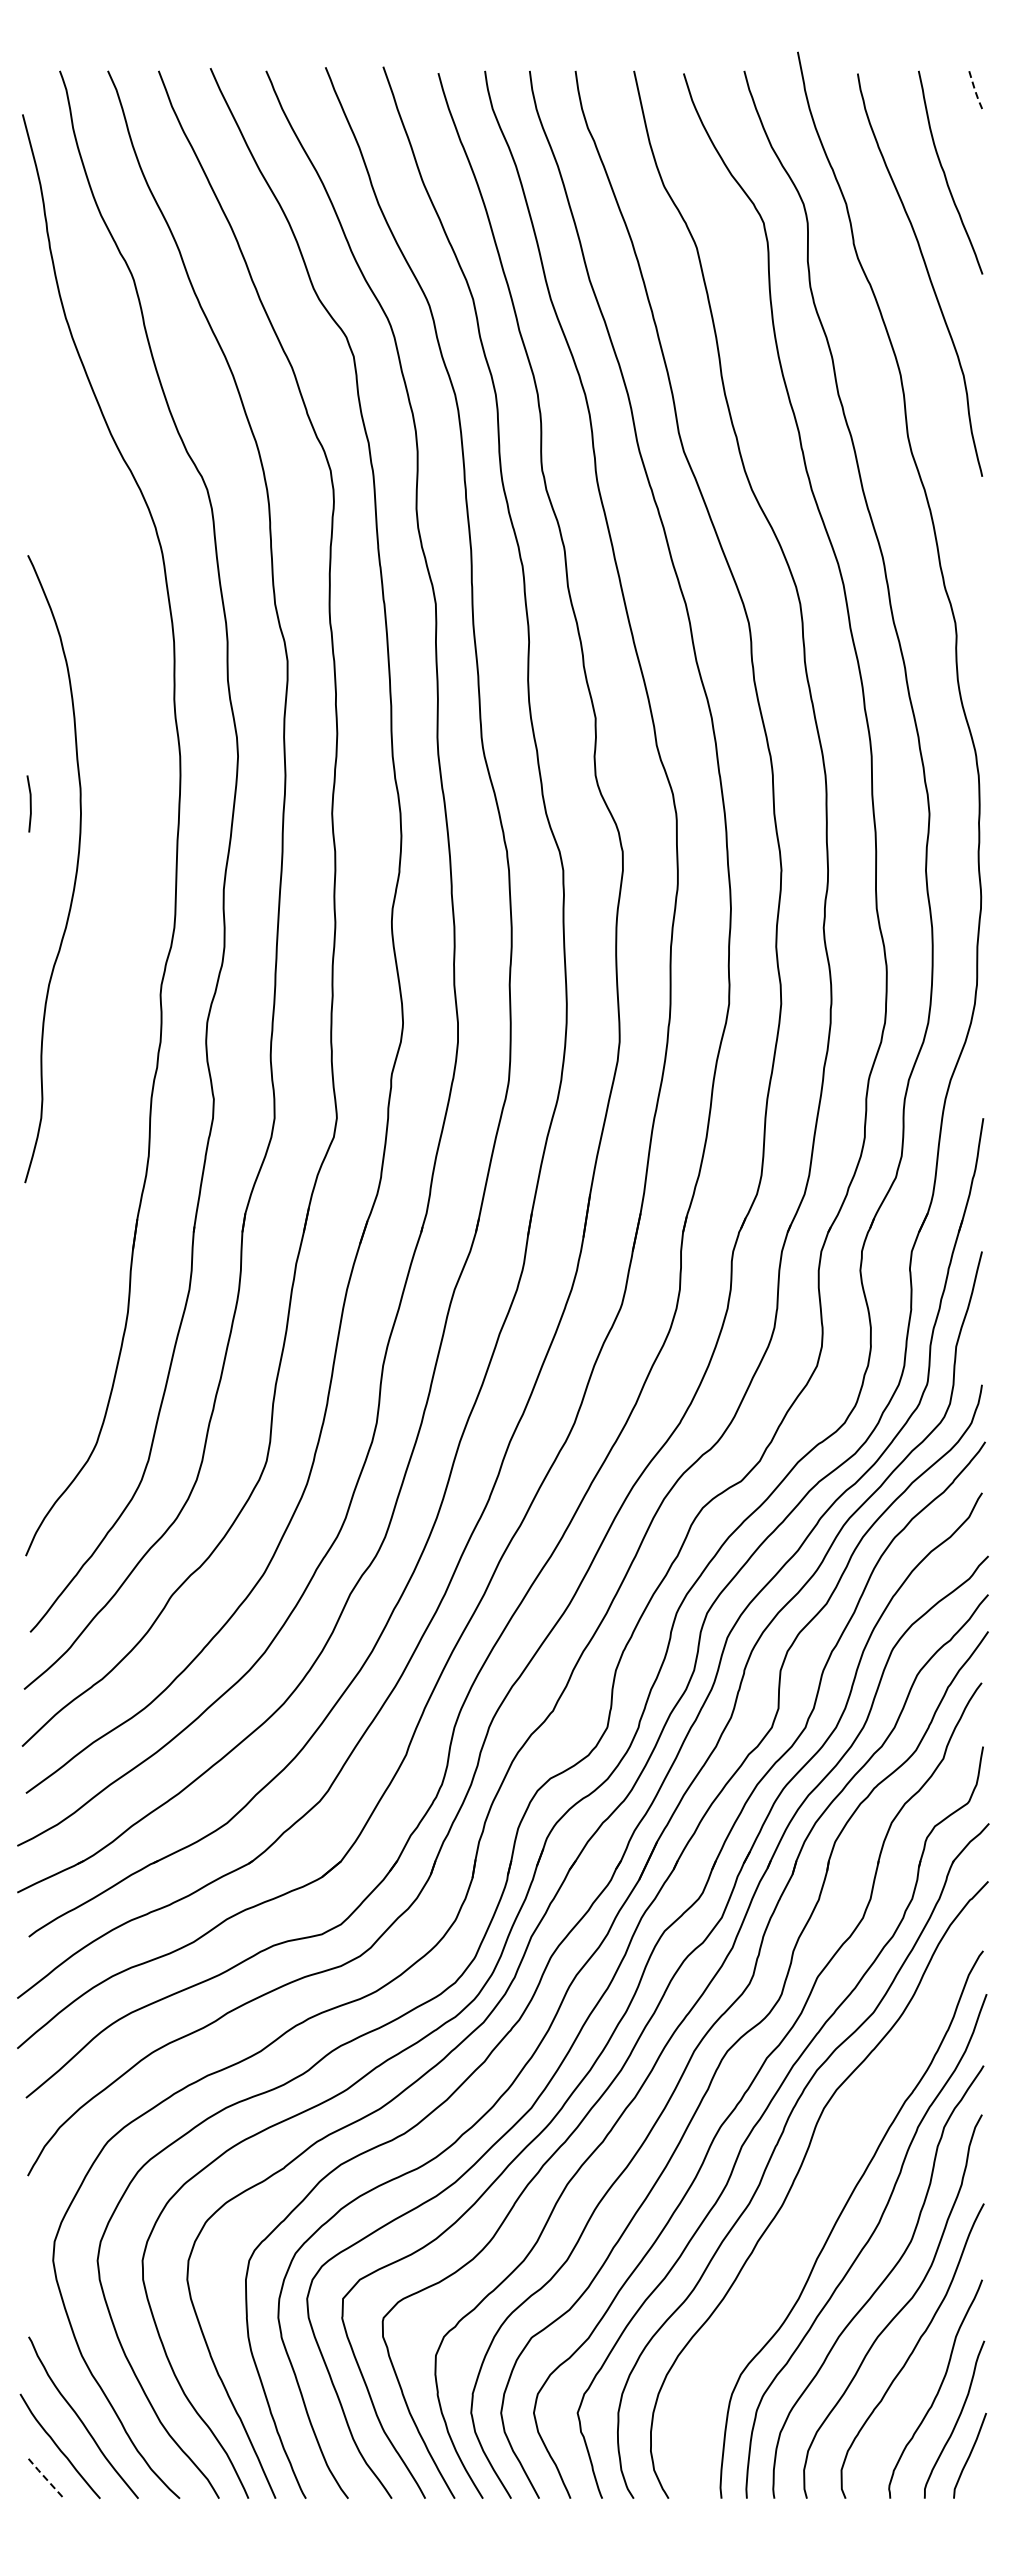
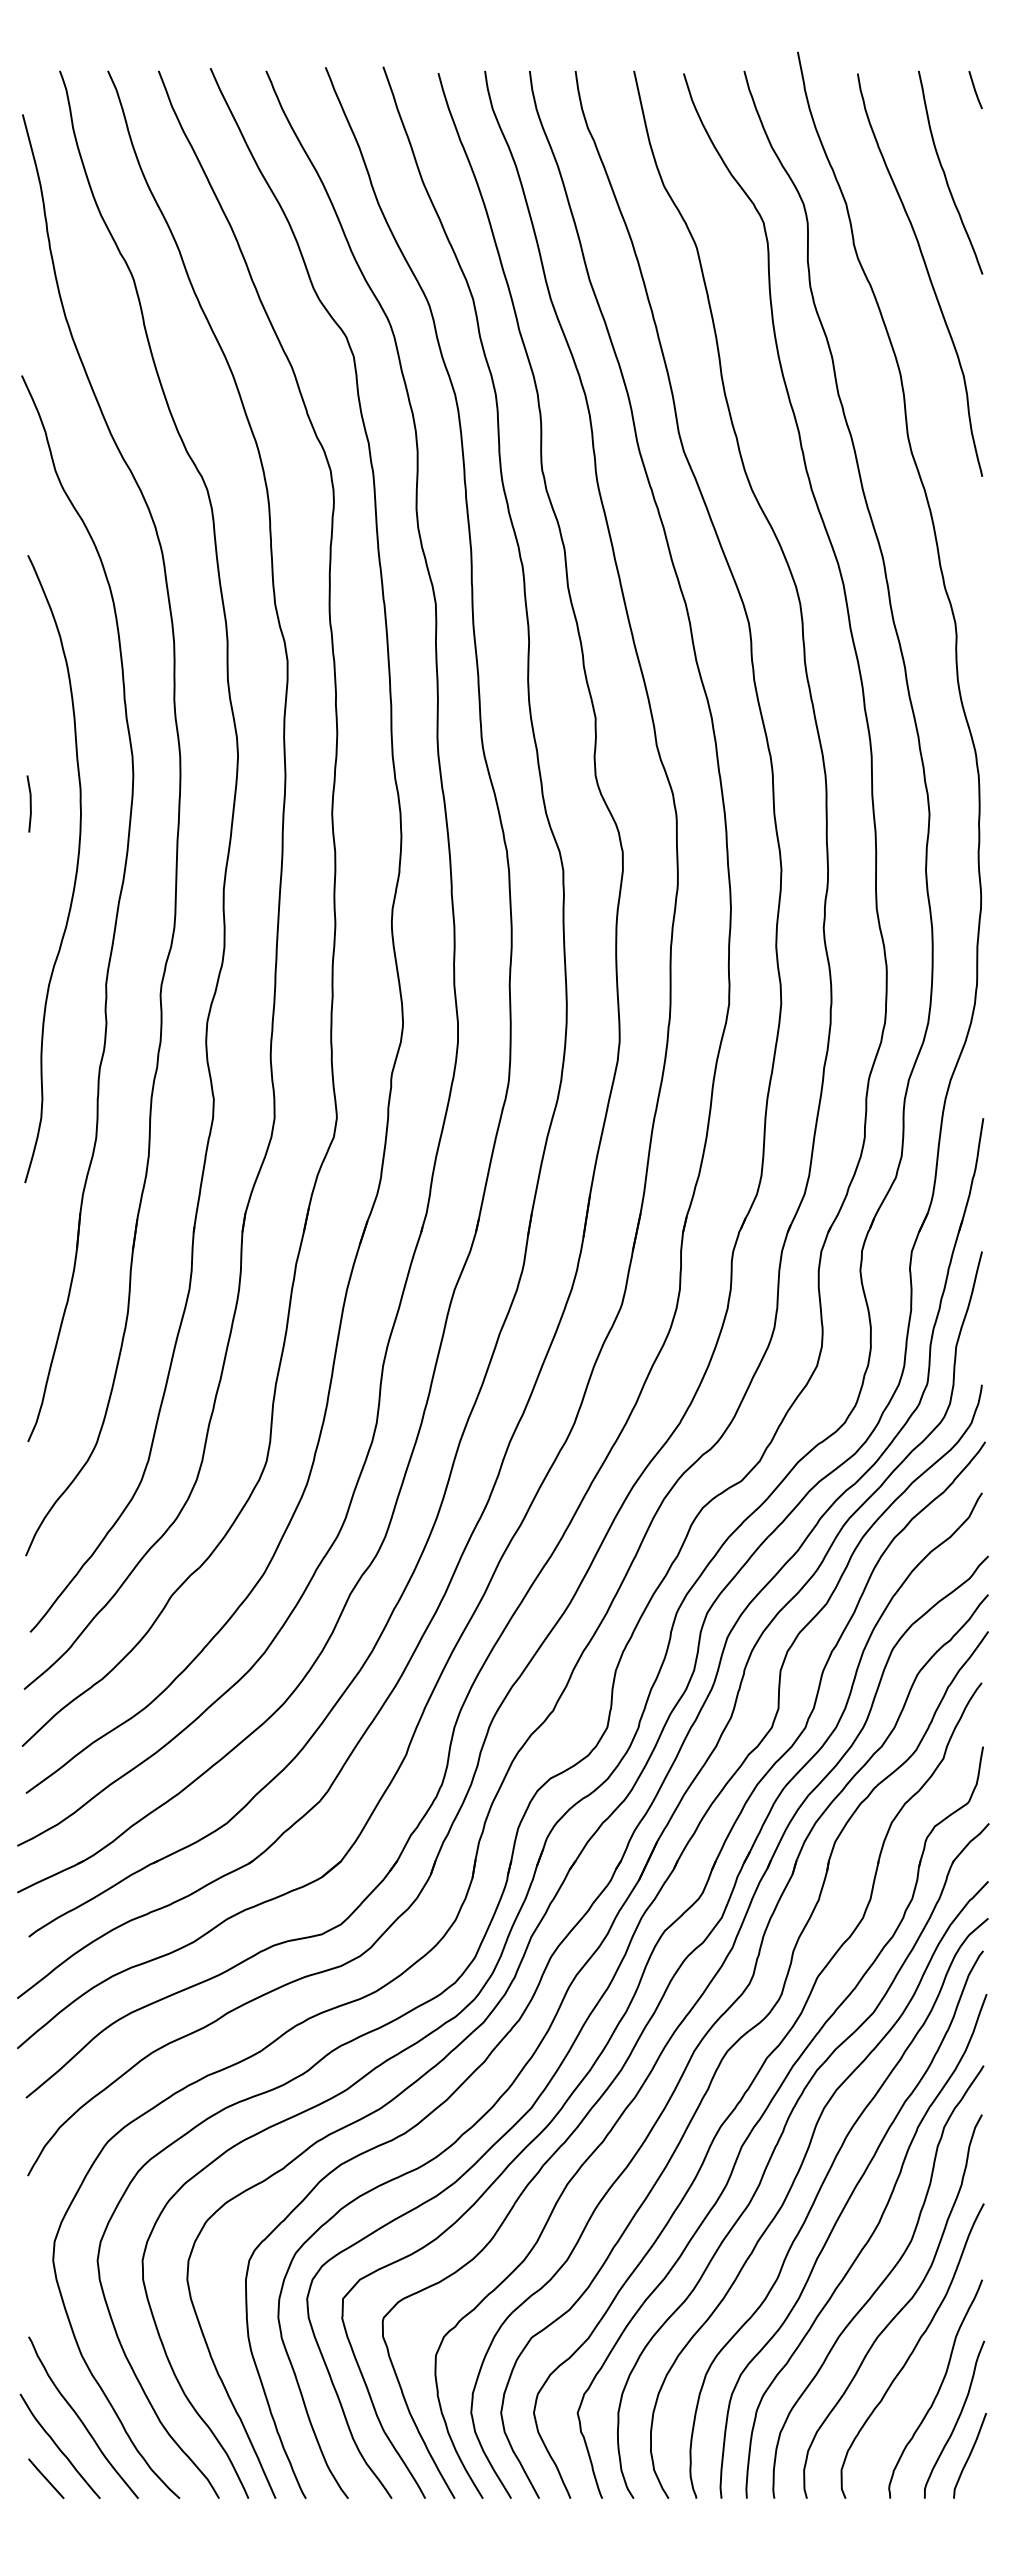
line: dashed -> solid (974, 89)
part: none -> present (116, 910)
curve: none -> present (817, 2197)
line: dashed -> solid (46, 2478)
